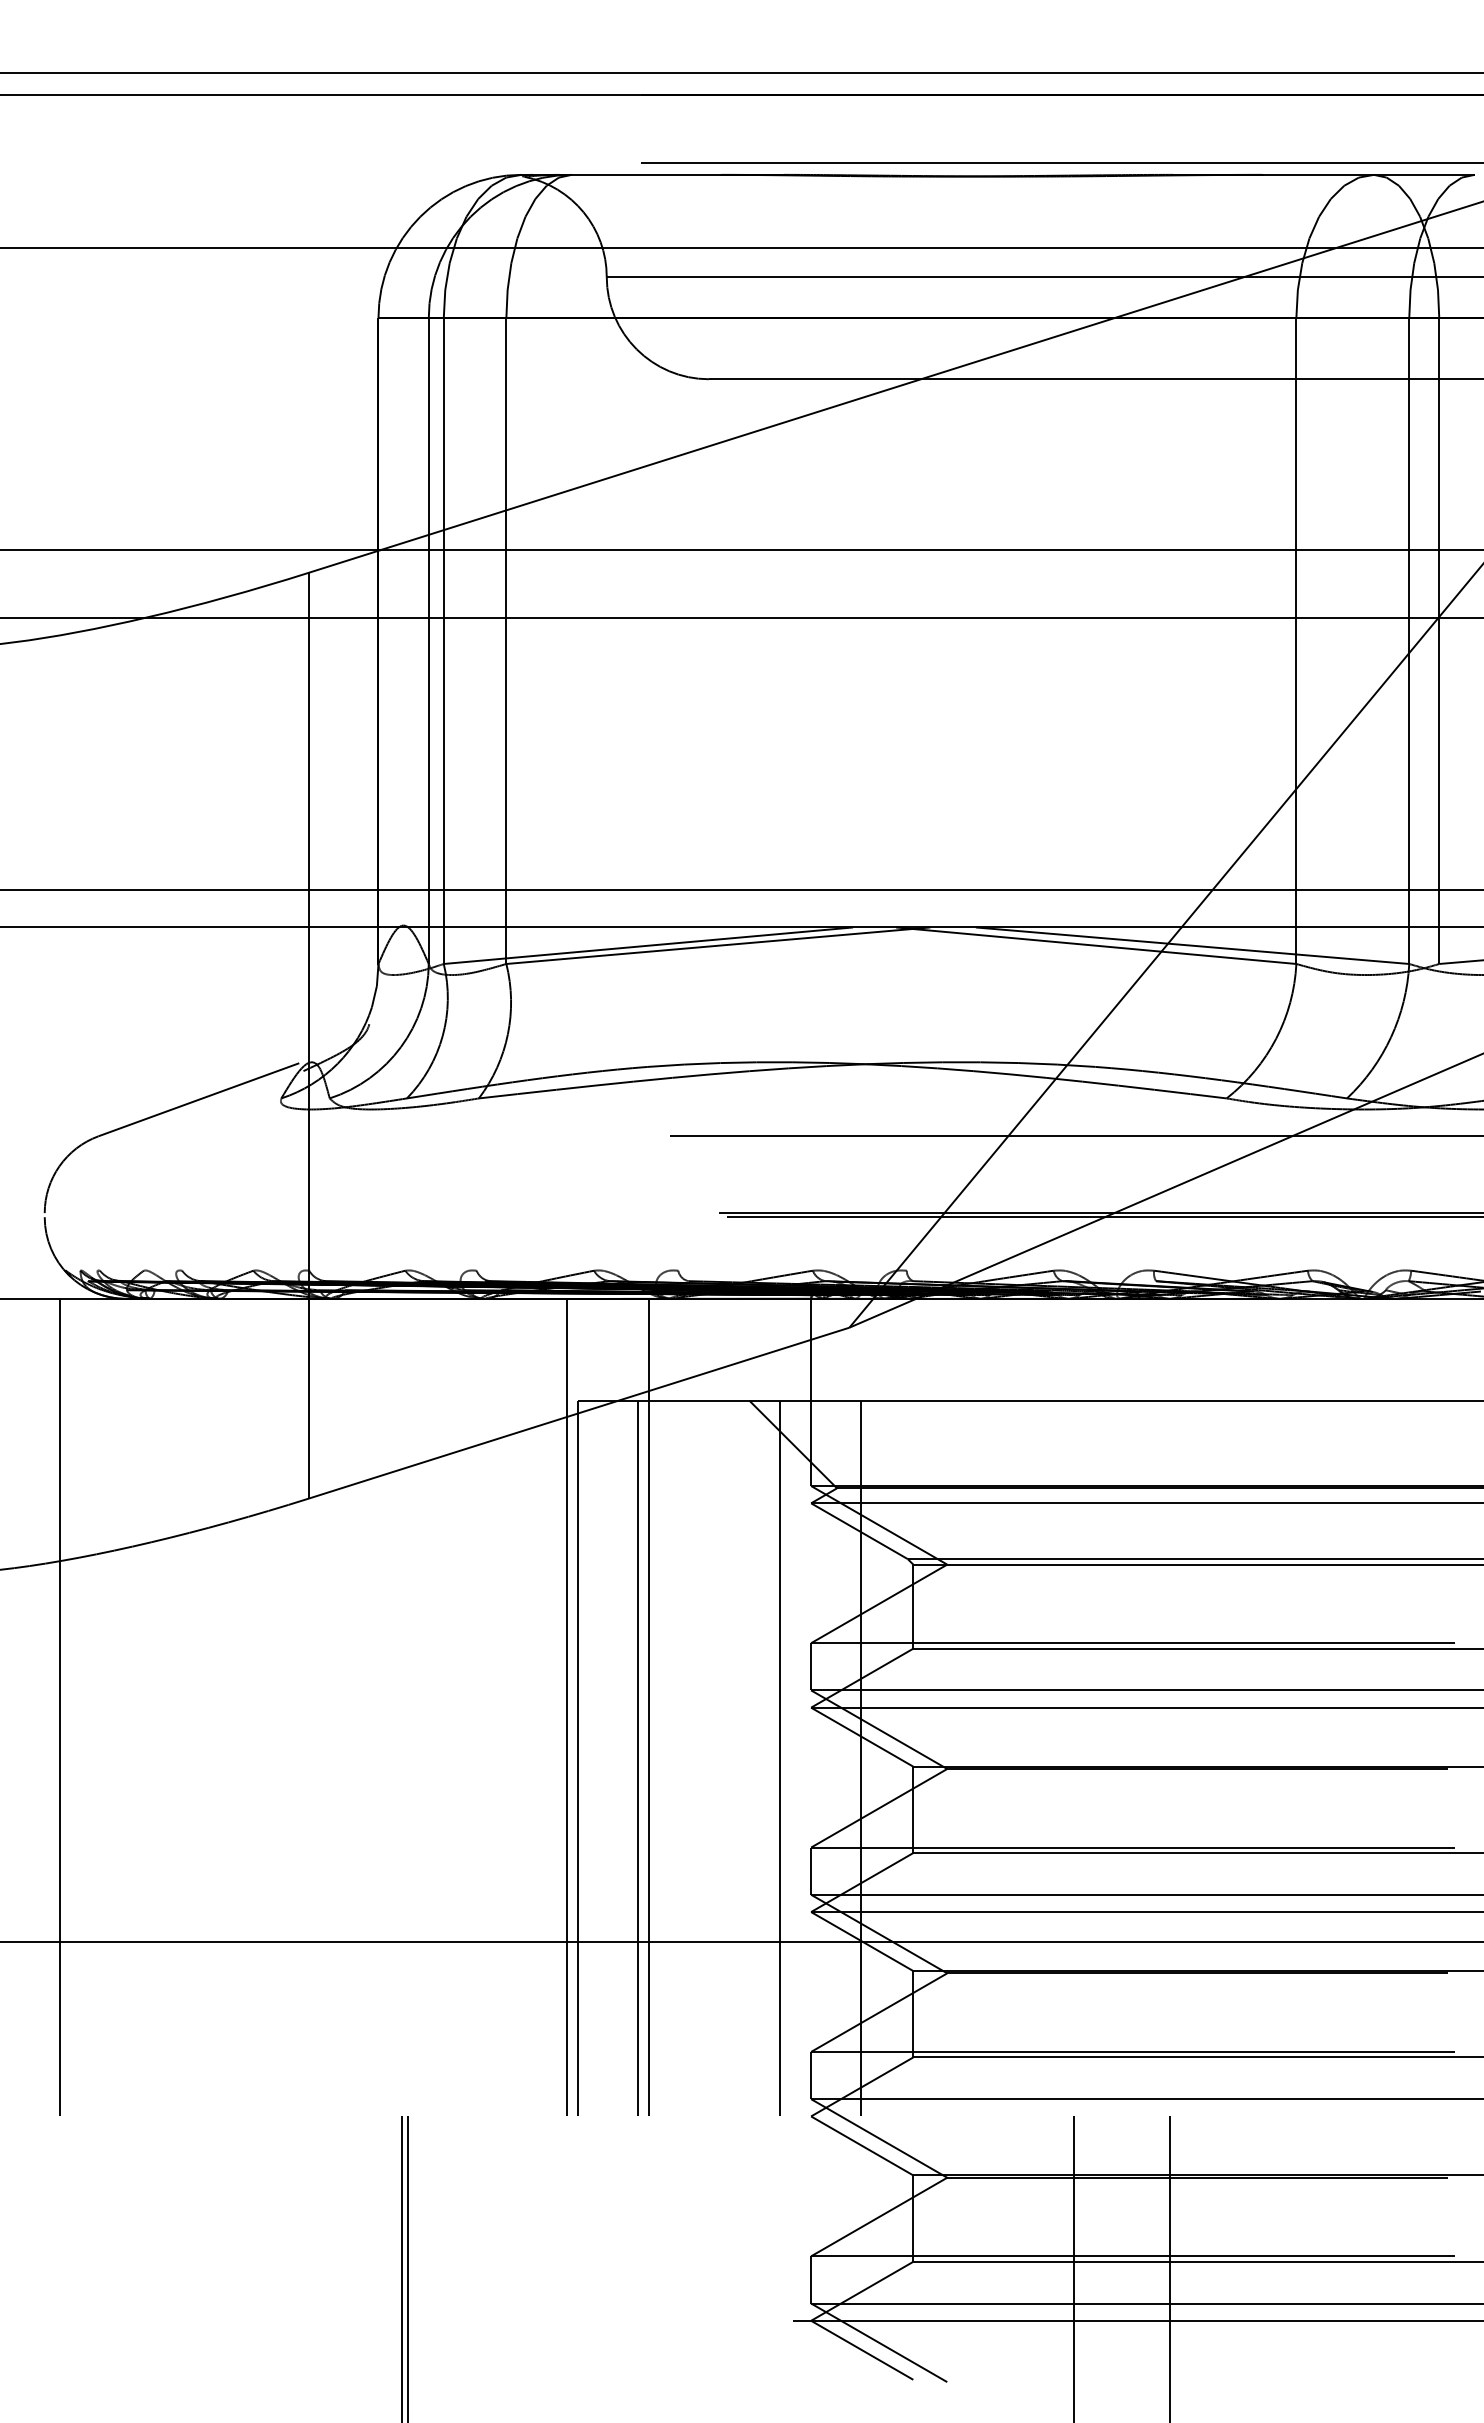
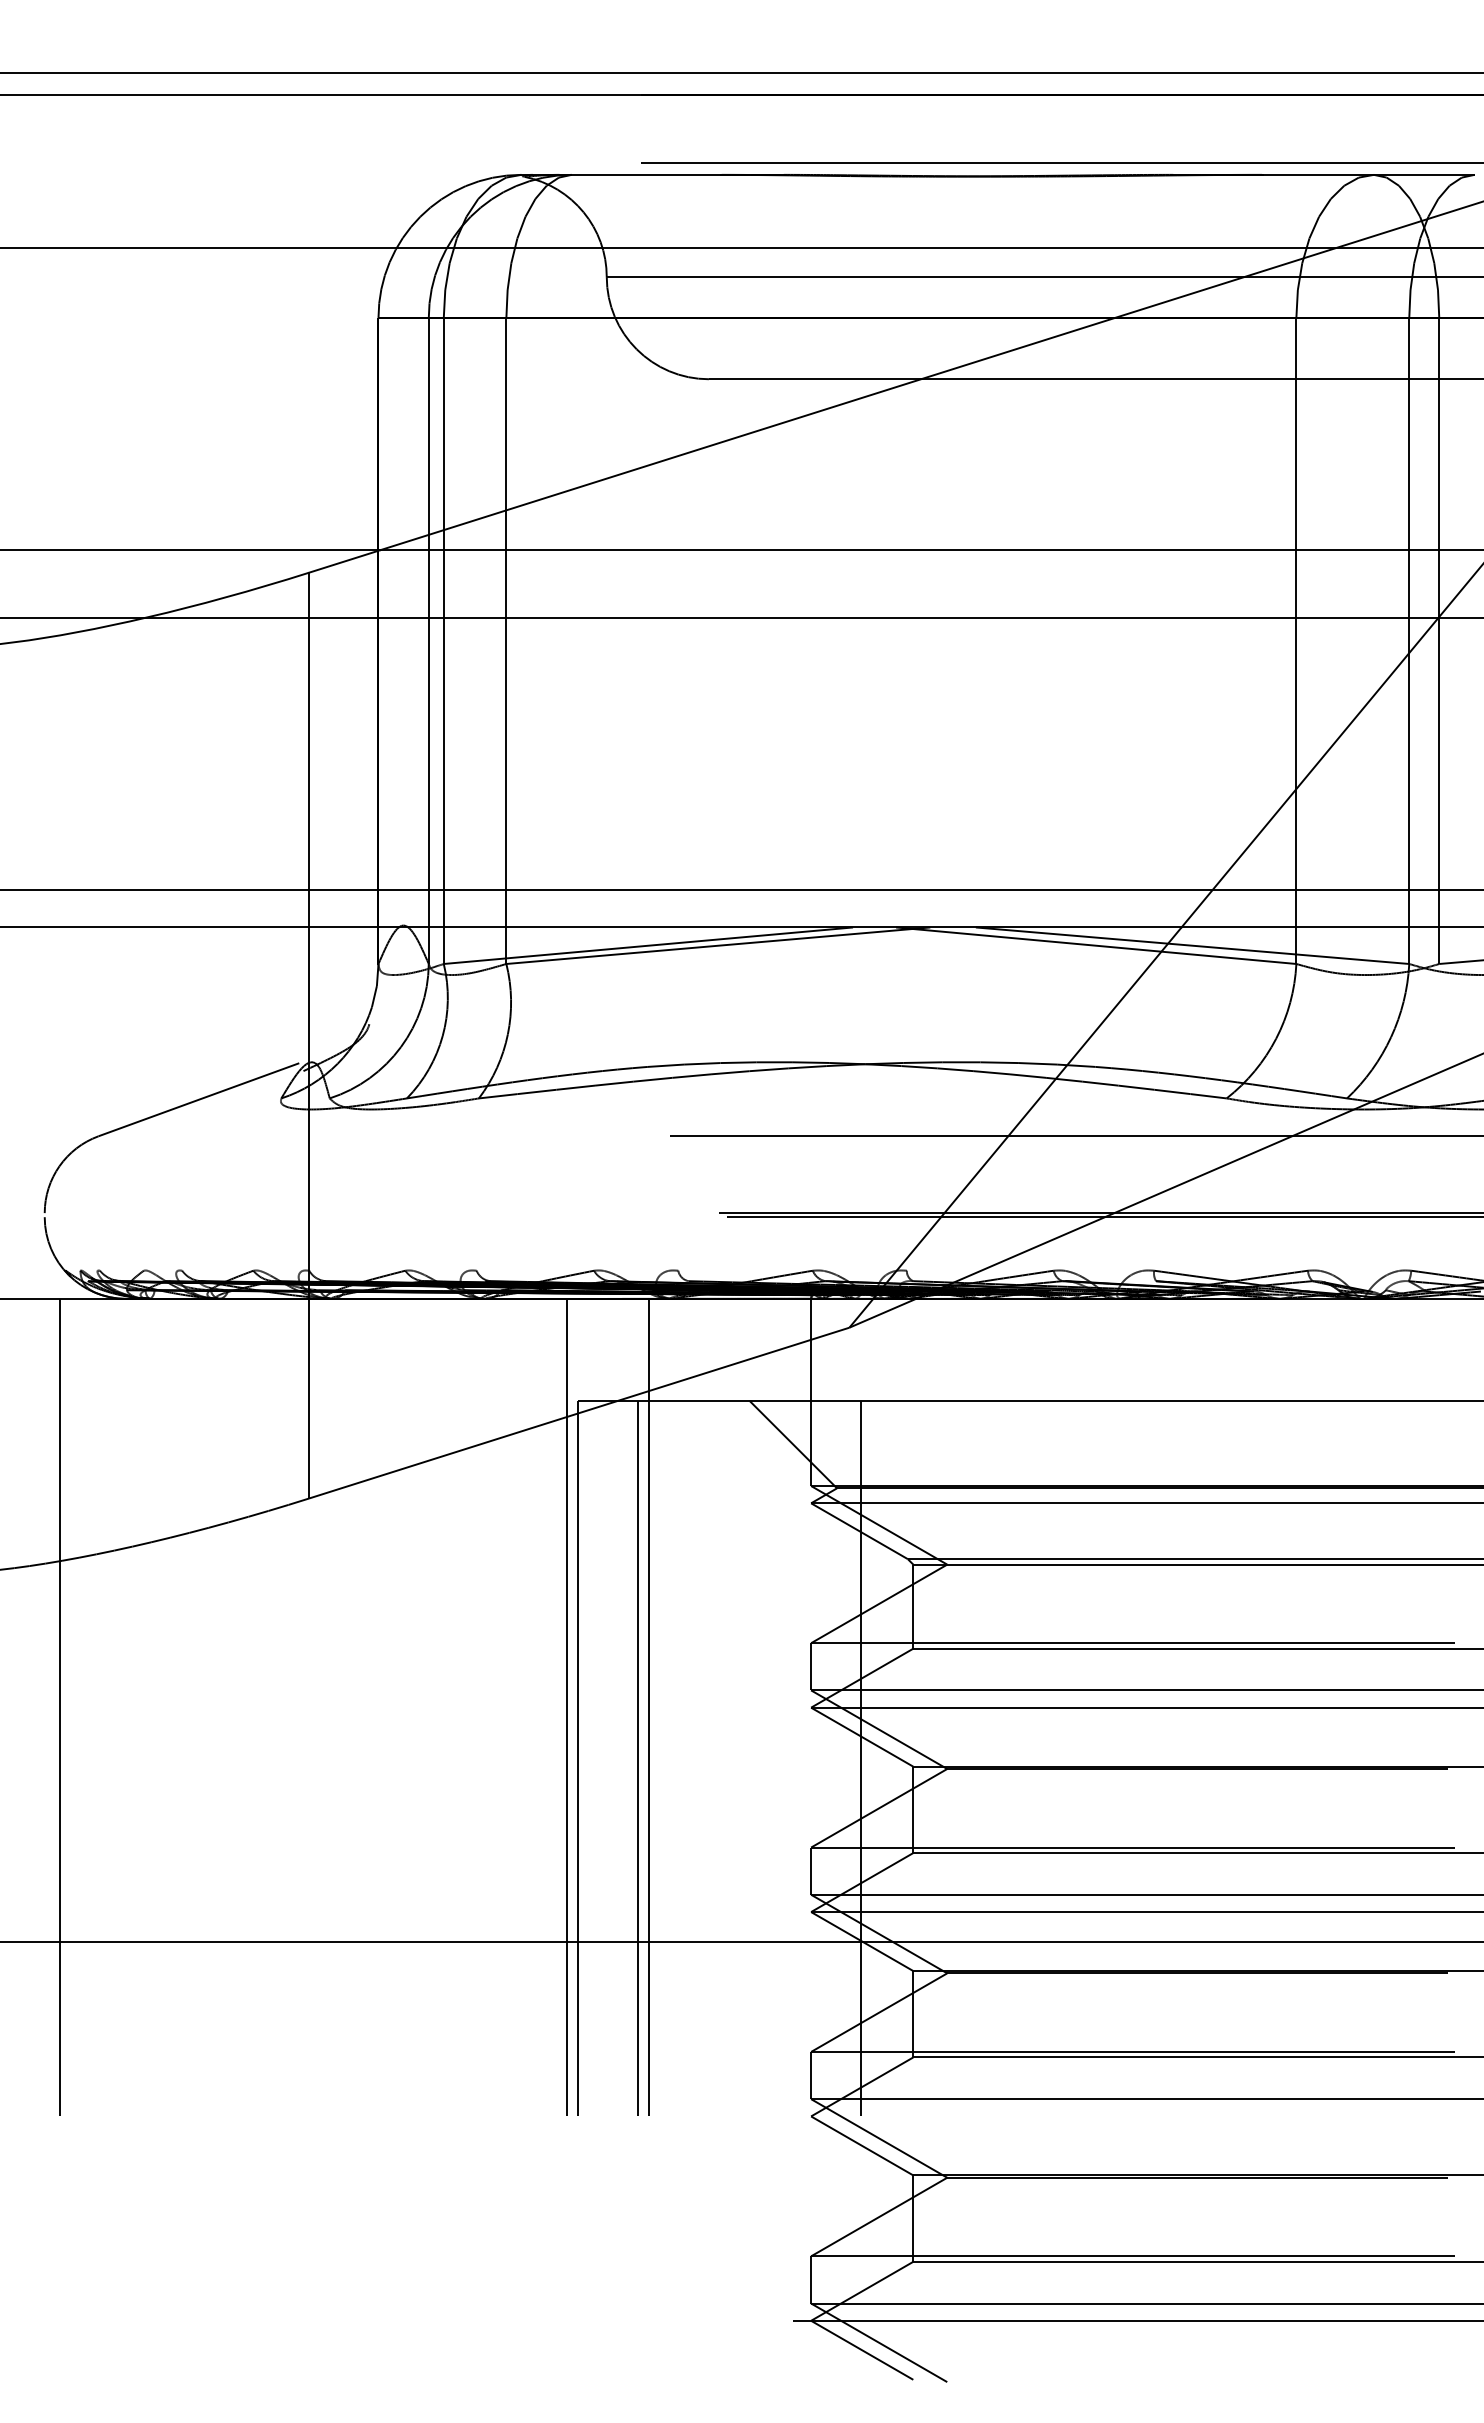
line: present -> none (779, 1758)
line: present -> none (402, 2267)
line: present -> none (407, 2267)
line: present -> none (1074, 2267)
line: present -> none (1170, 2267)
